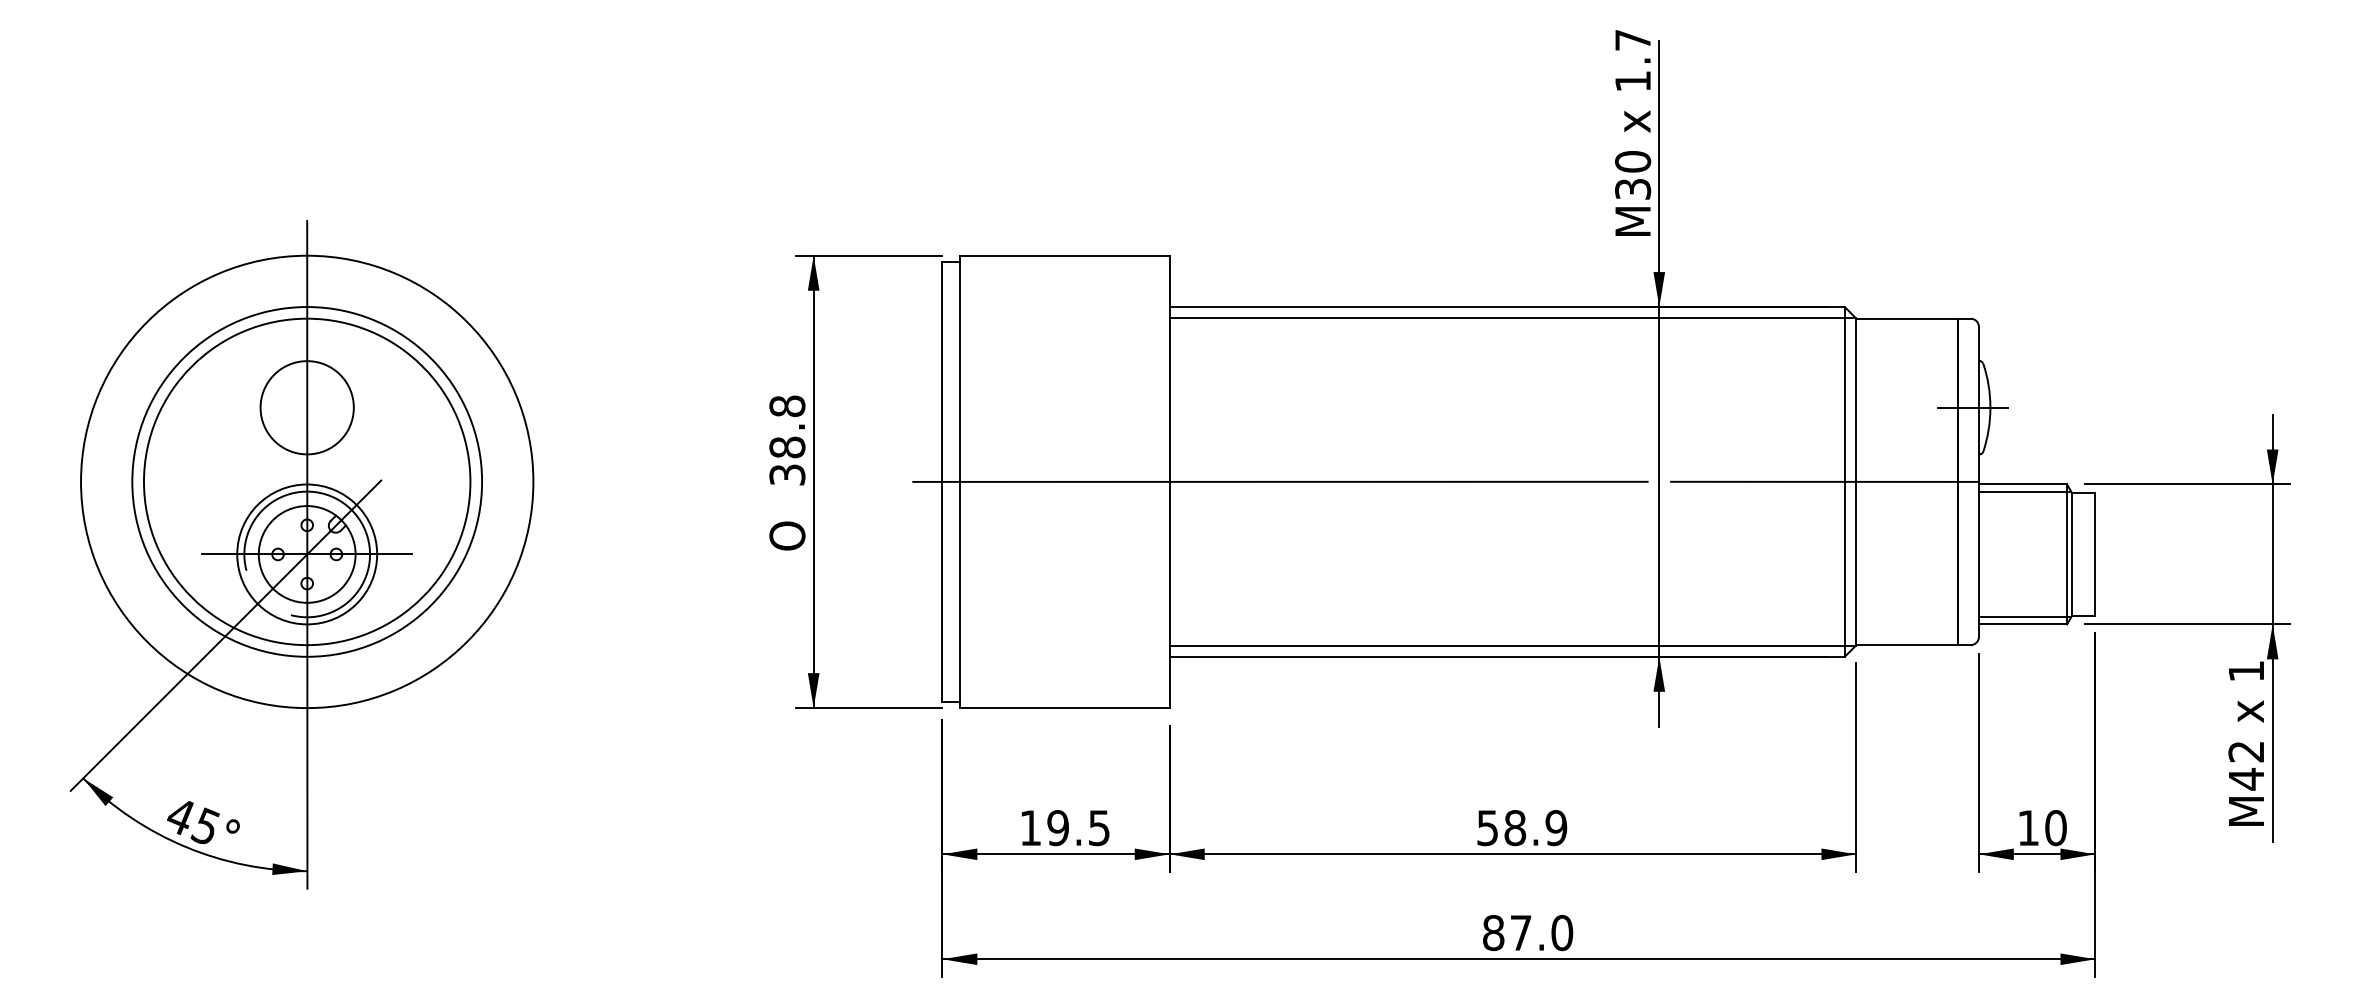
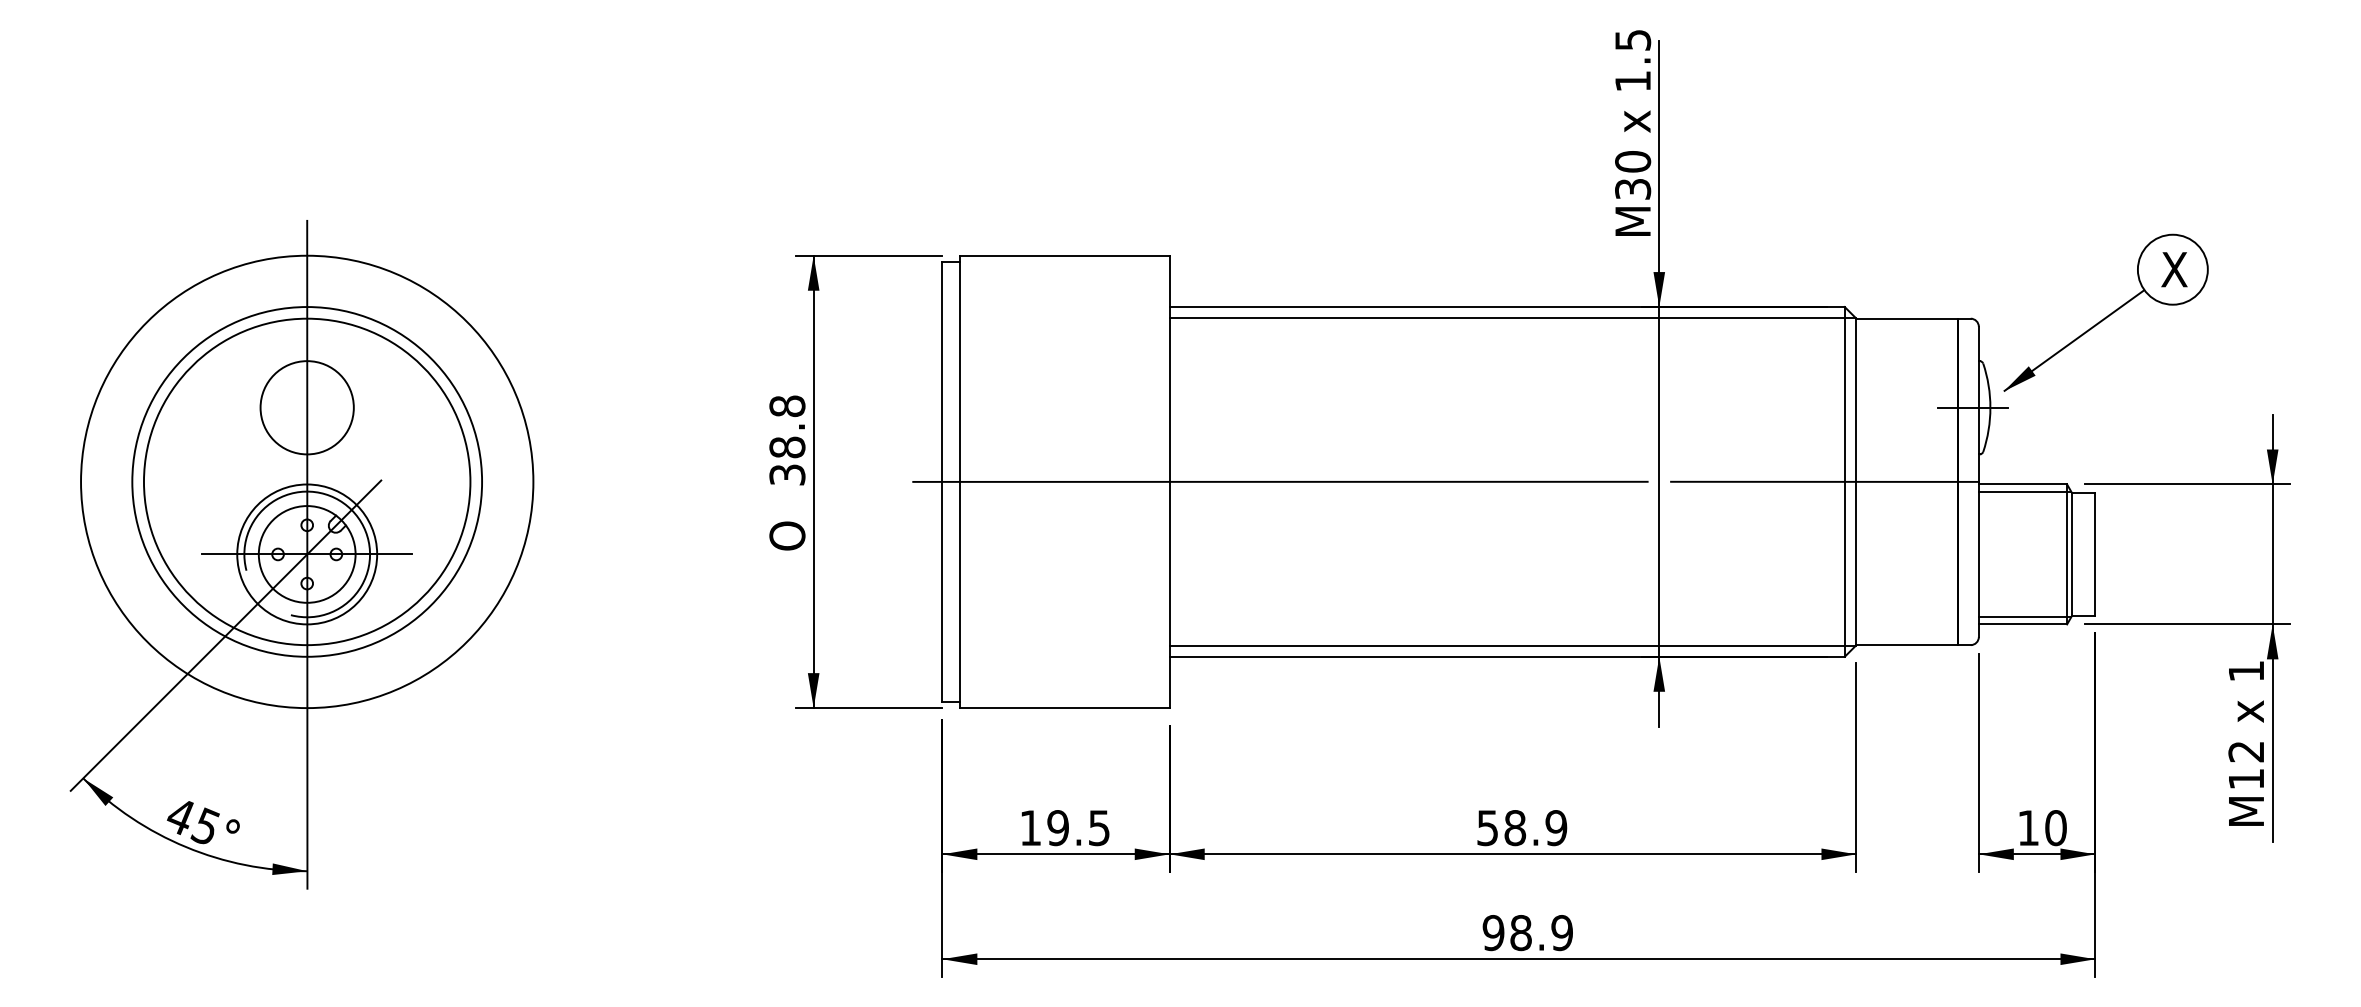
text: 1.7 -> 1.5 (1633, 40)
part: none -> present (2105, 312)
text: M42 -> M12 (2246, 778)
text: 87.0 -> 98.9 (1527, 933)
